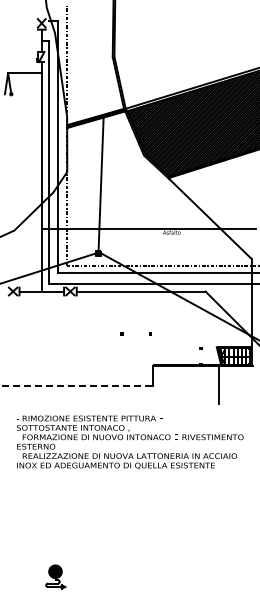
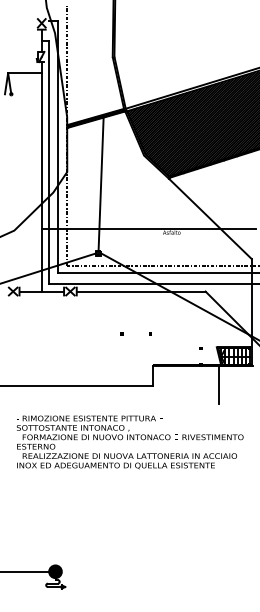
line: dashed -> solid (77, 385)
line: none -> present (25, 571)
